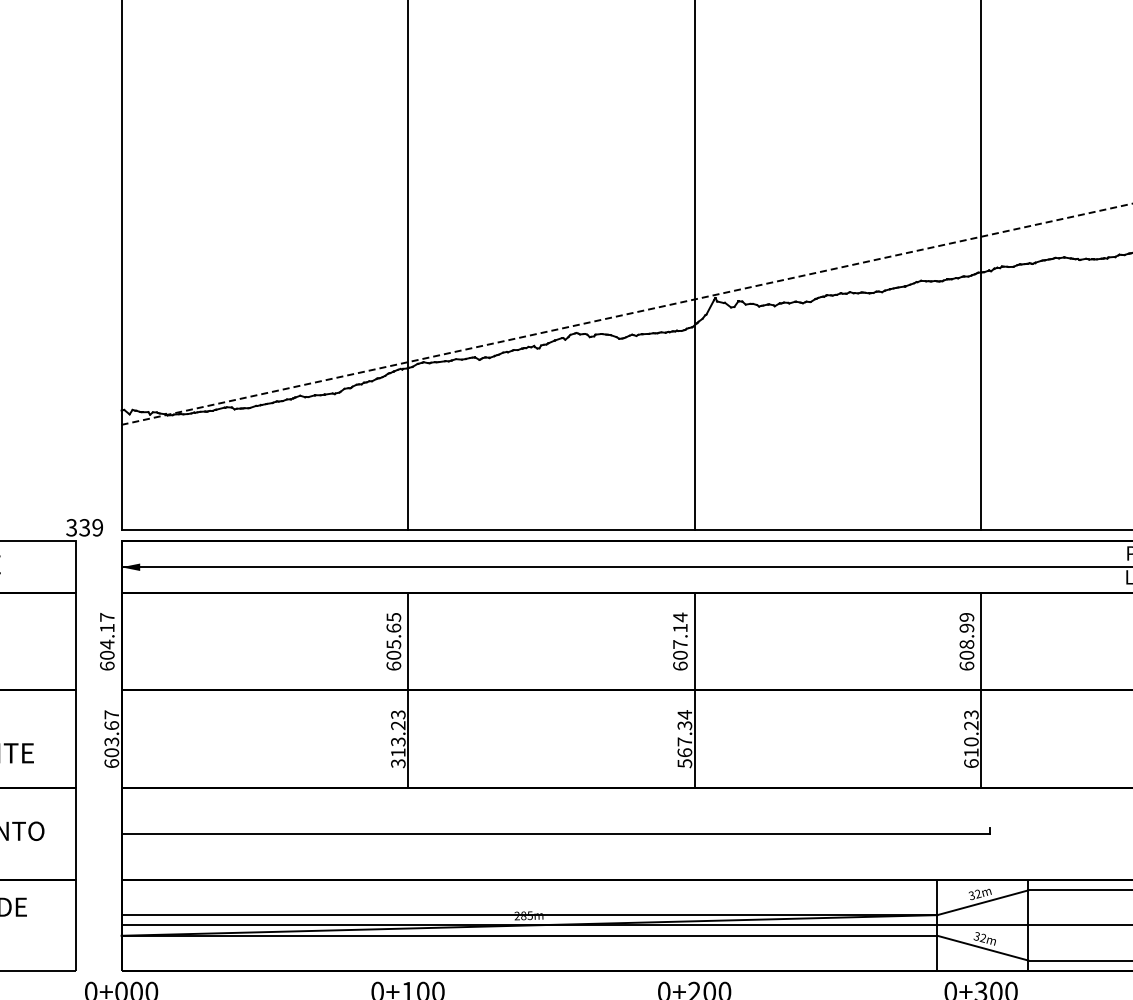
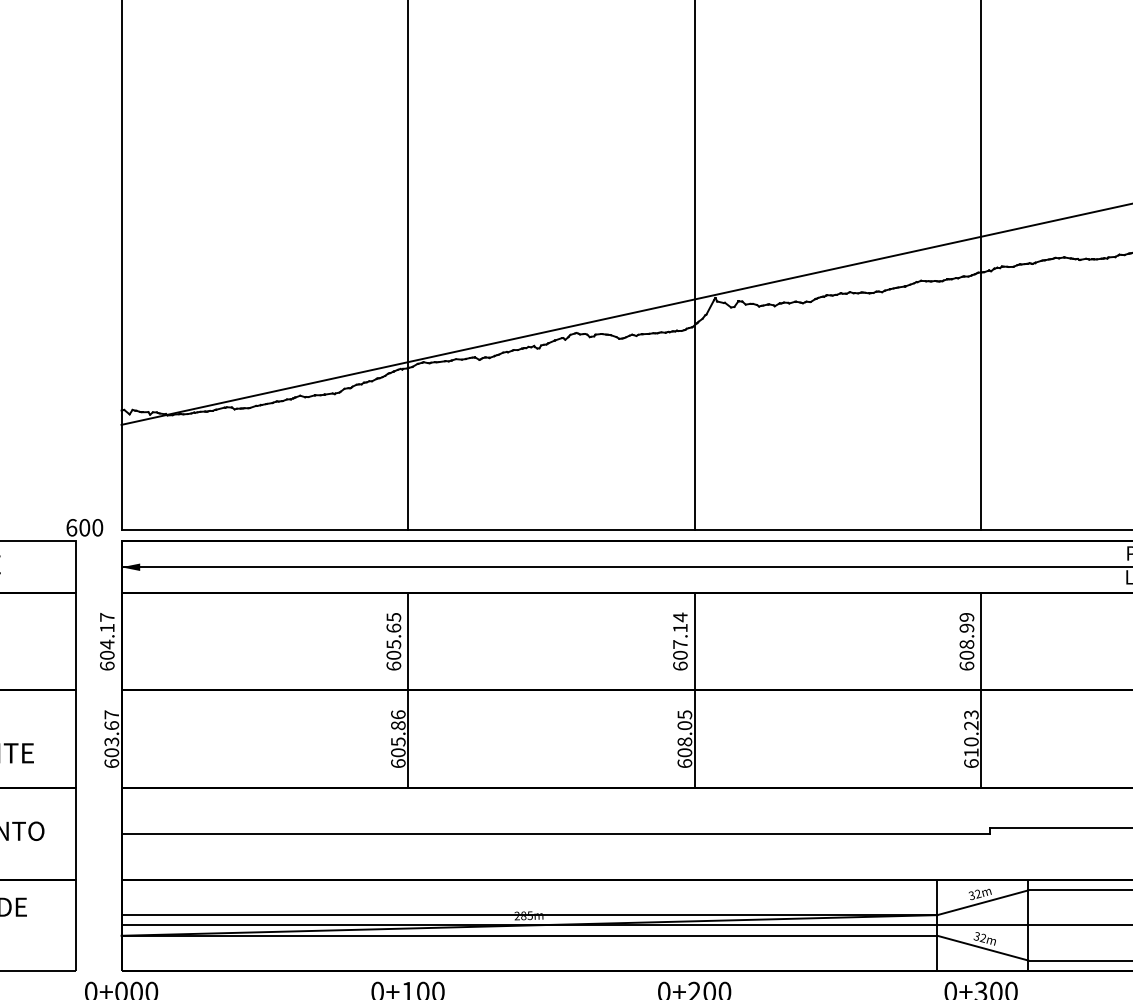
line: dashed -> solid (627, 314)
text: 339 -> 600 (84, 527)
text: 313.23 -> 605.86 (398, 739)
text: 567.34 -> 608.05 (684, 739)
line: none -> present (1059, 827)
